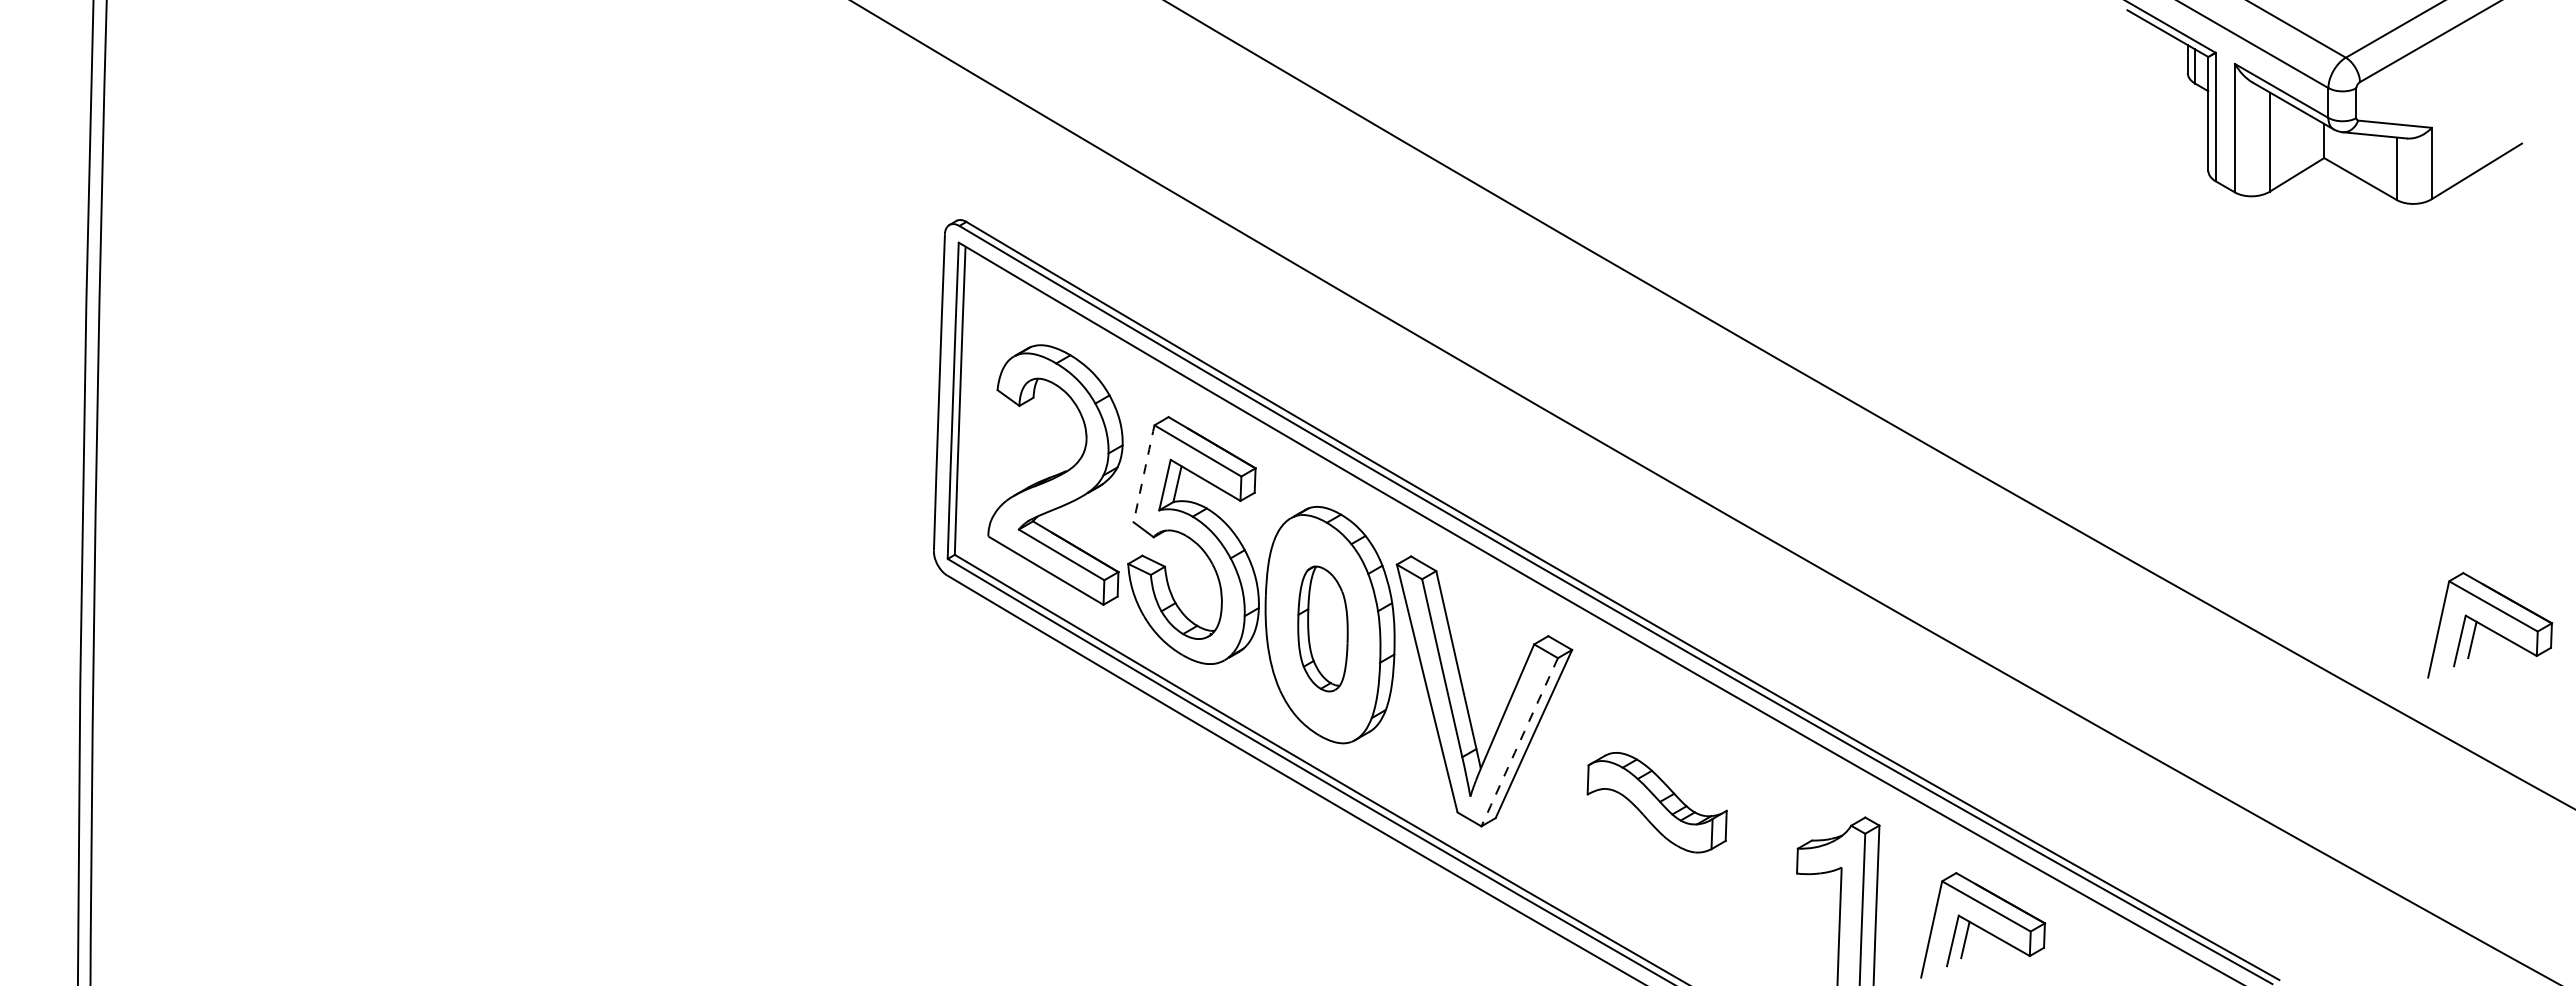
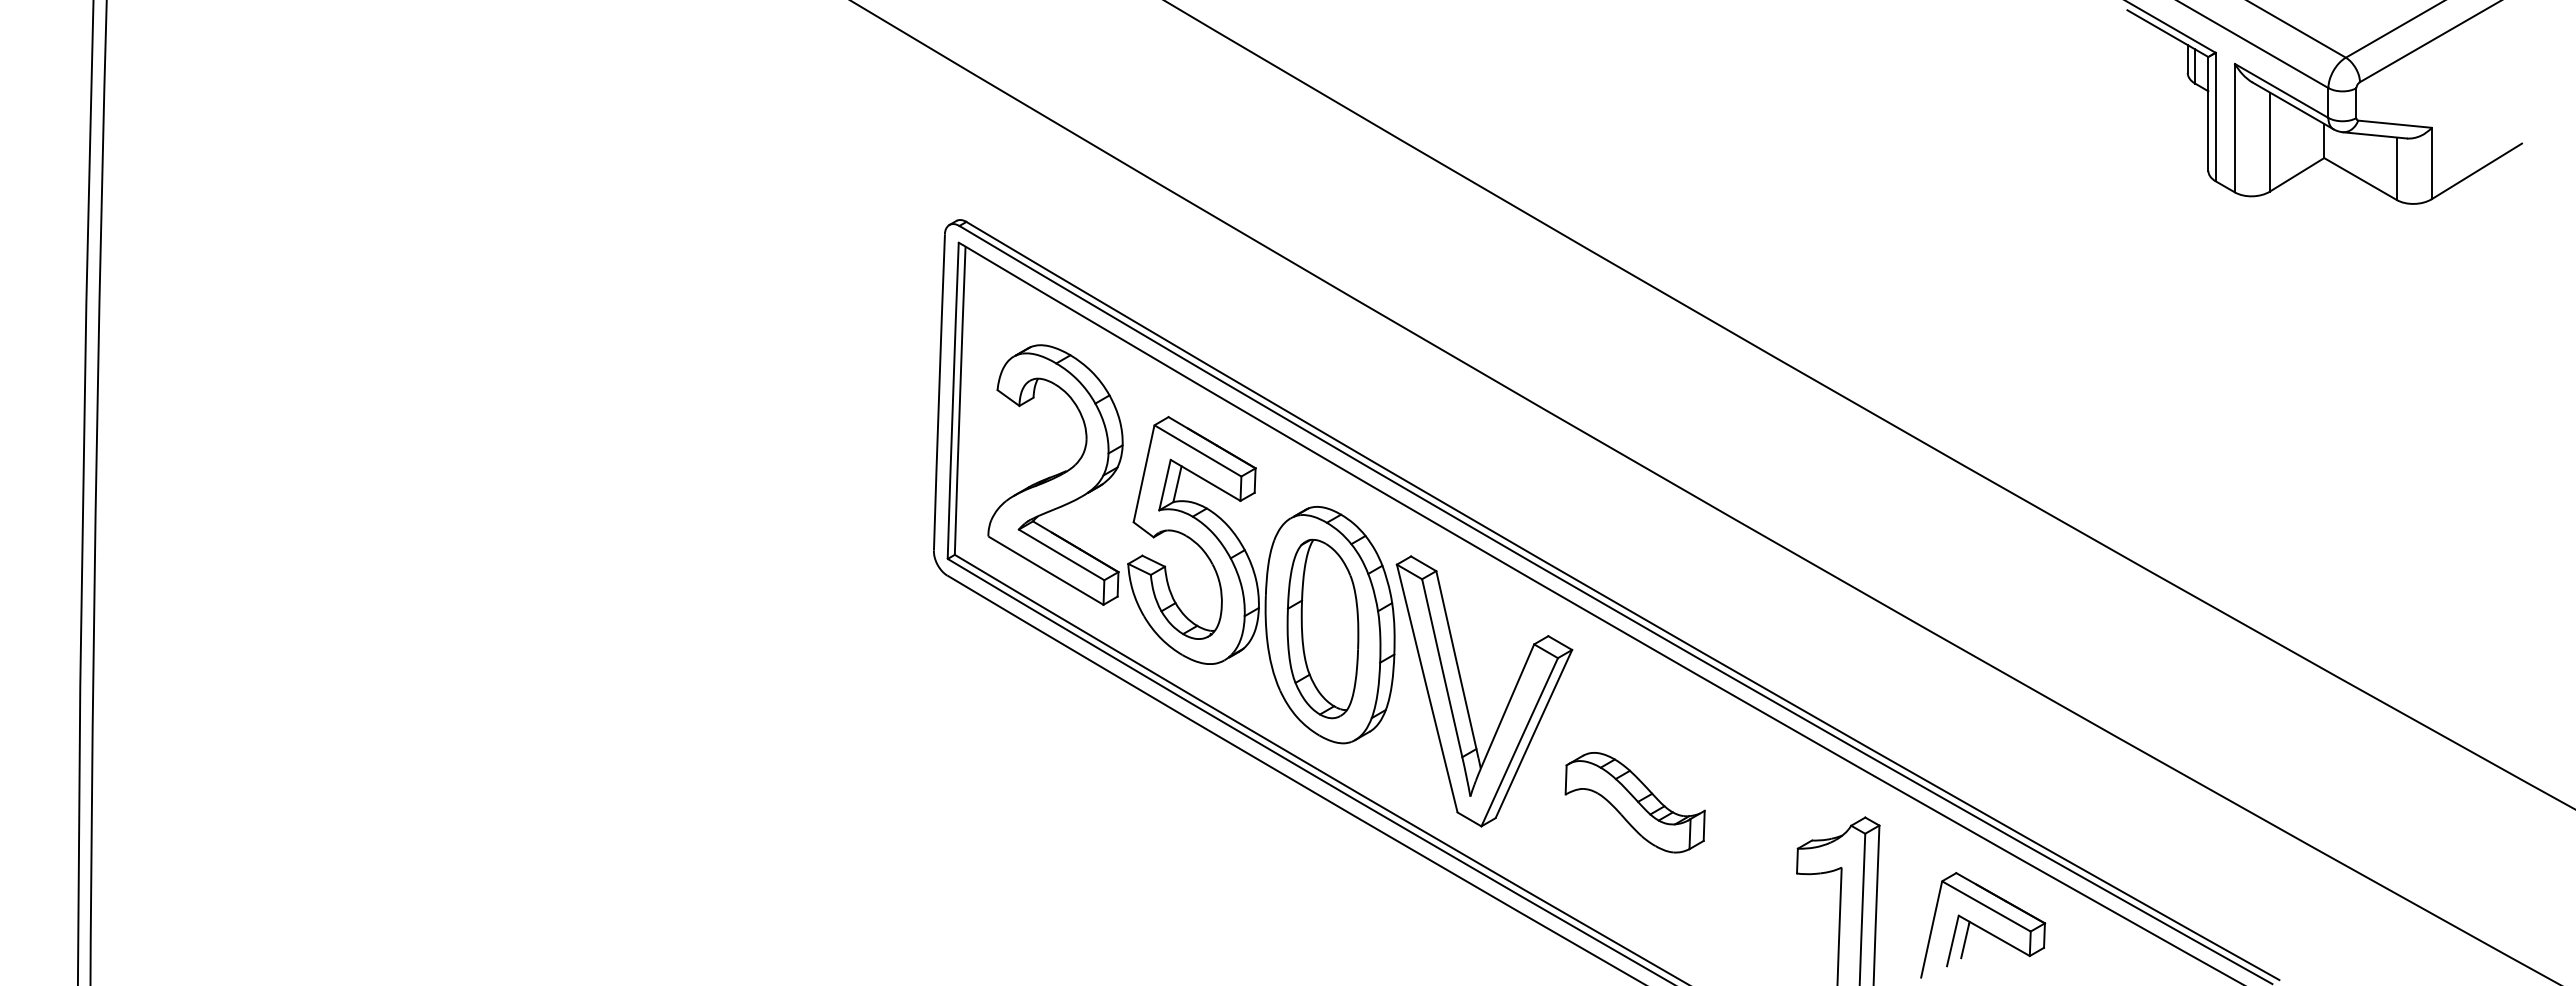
arc: dashed -> solid (1144, 473)
part: present -> none (2490, 625)
part size: 52x128 px -> 74x182 px (1322, 628)
arc: dashed -> solid (1519, 742)
part position: (1656, 802) -> (1634, 802) (1634, 802)
